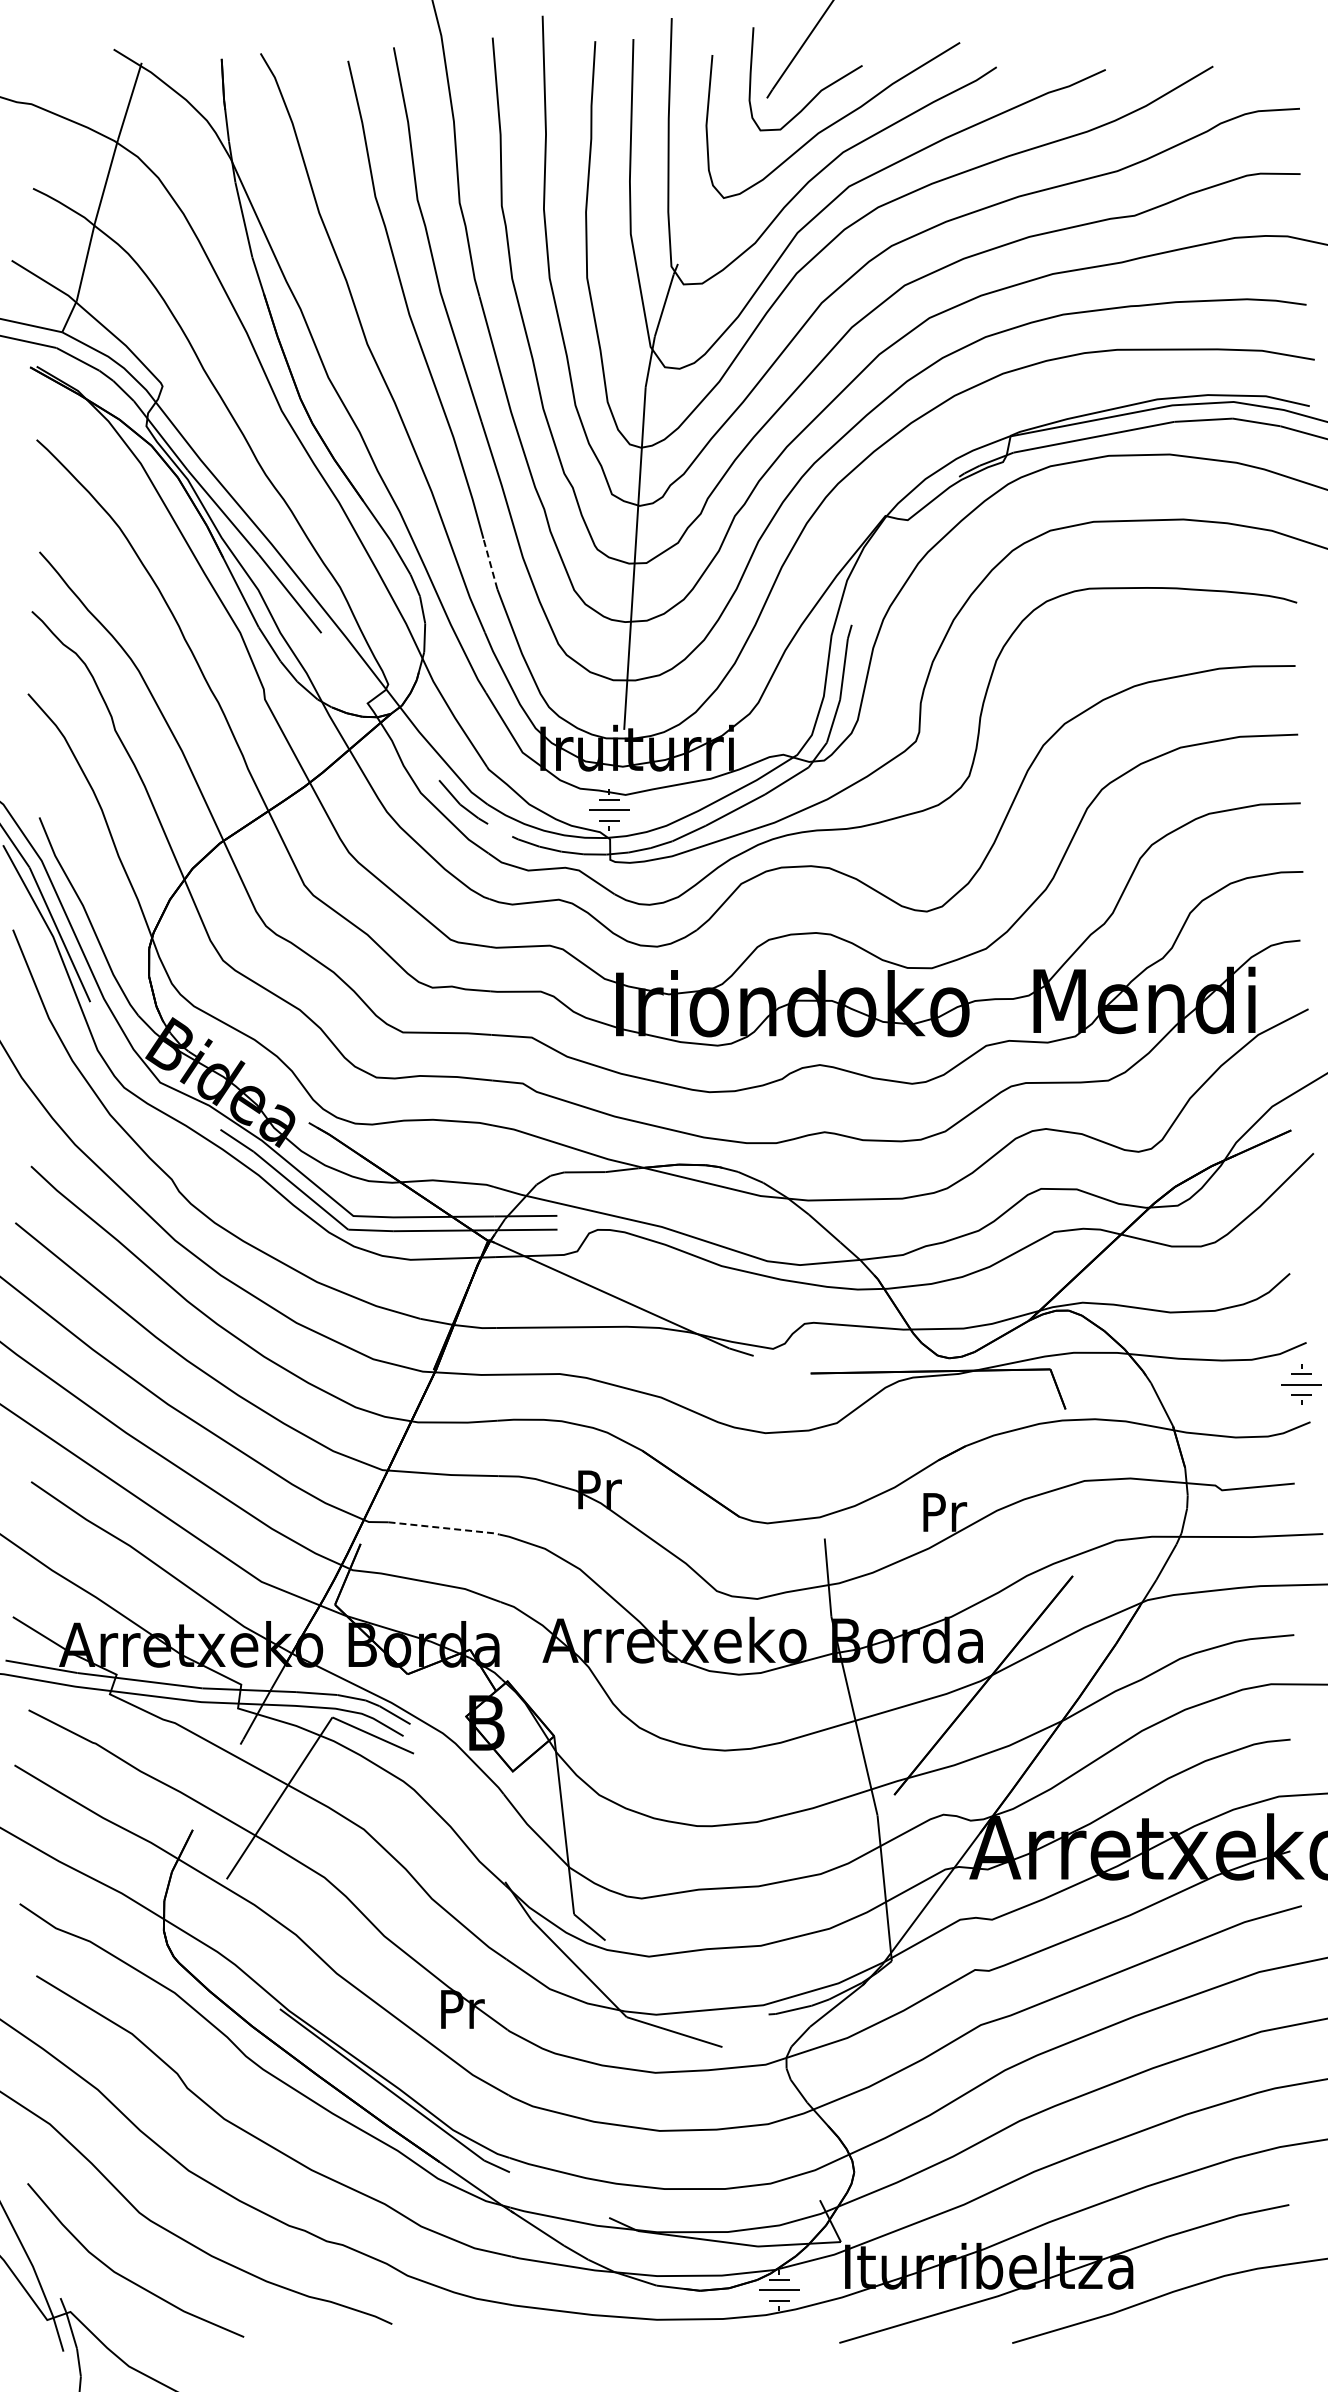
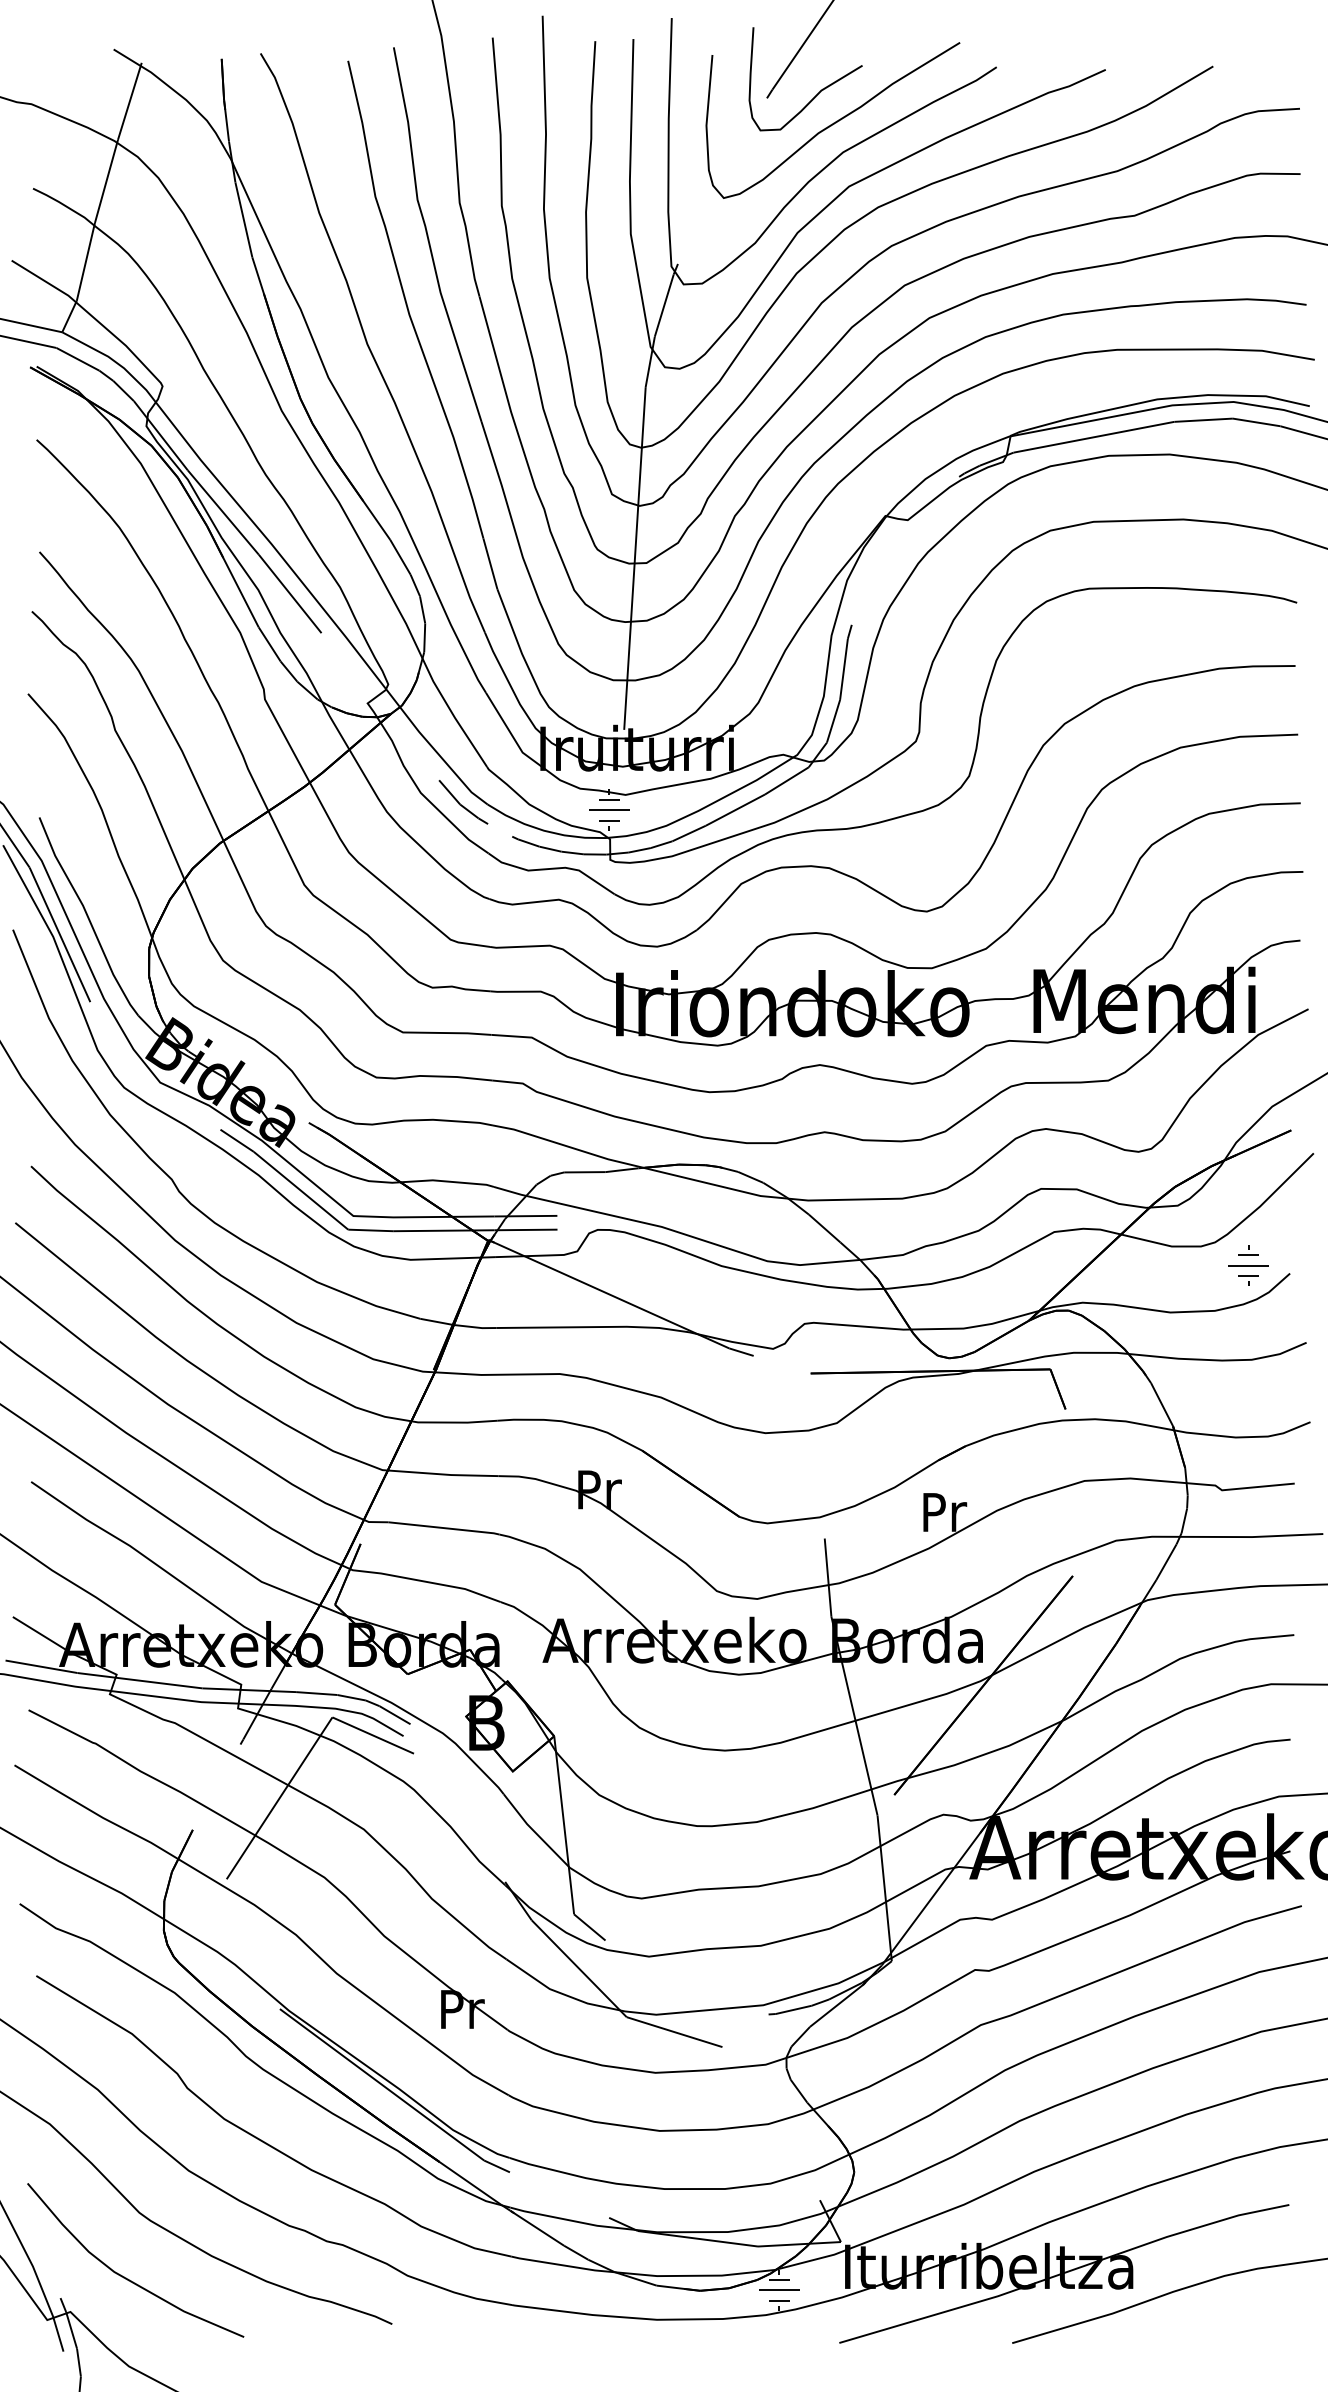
line: dashed -> solid (490, 563)
part position: (1301, 1384) -> (1248, 1265) (1248, 1265)
line: dashed -> solid (445, 1528)
